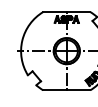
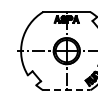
line: solid -> dashed (66, 90)
